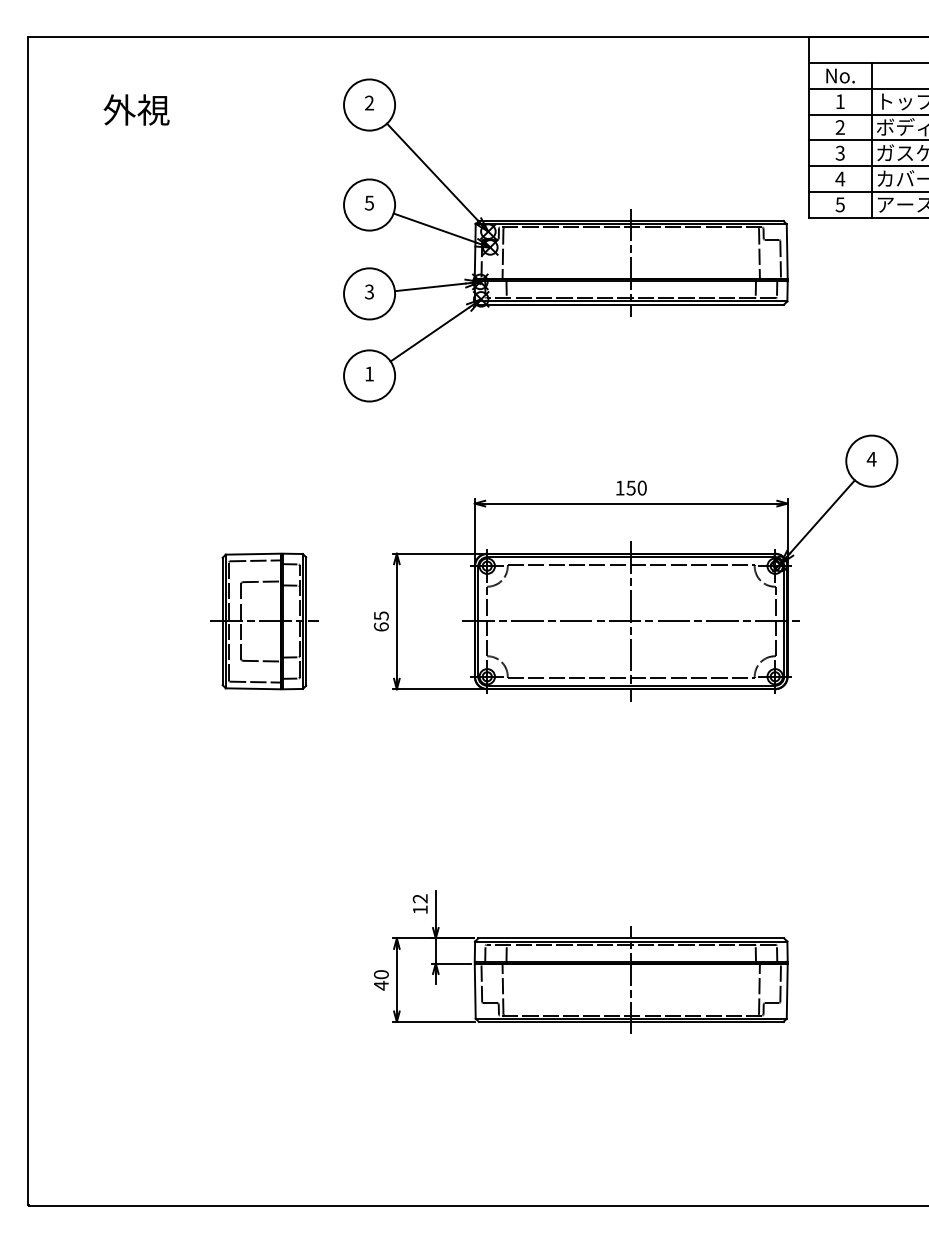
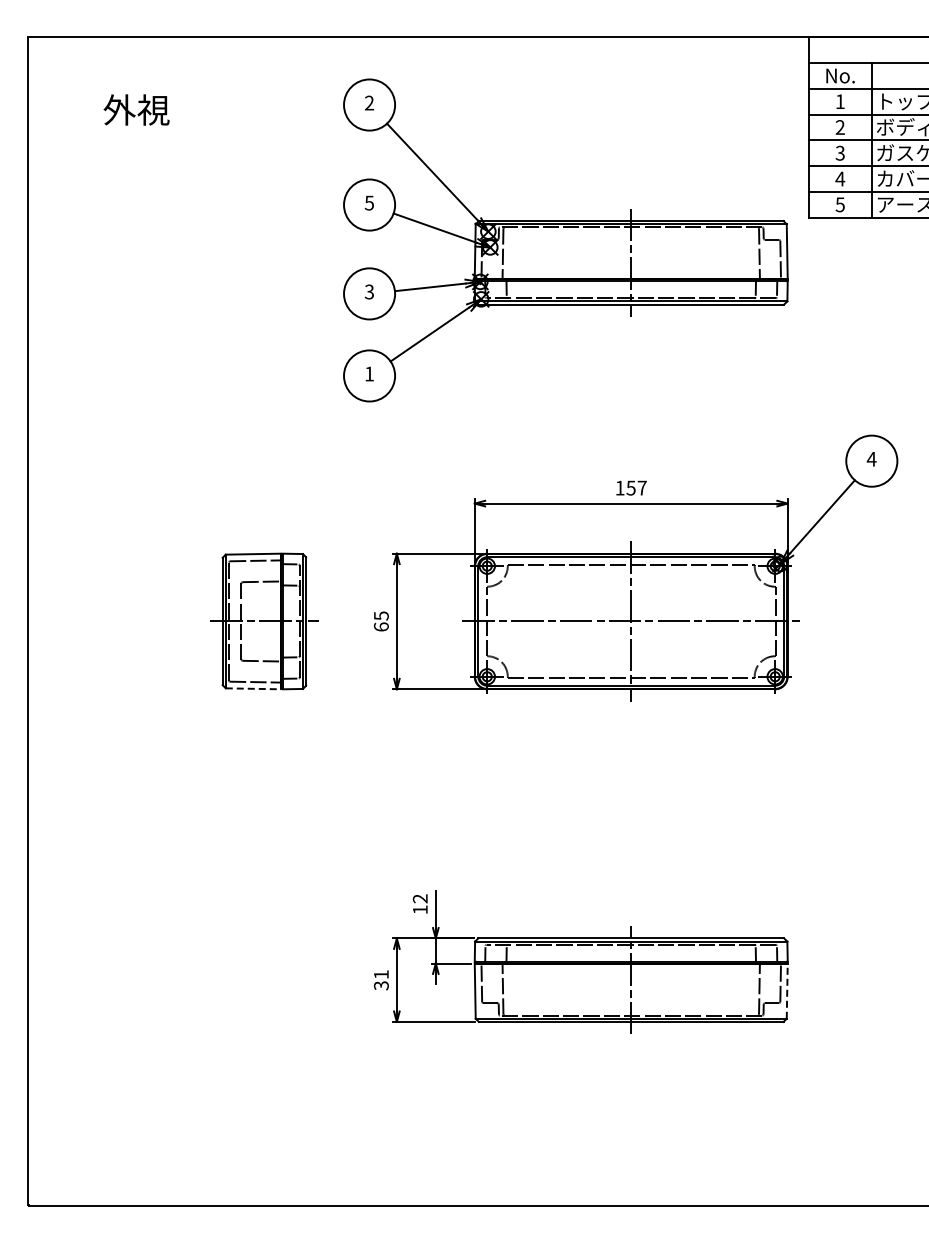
text: 150 -> 157 (641, 487)
line: solid -> dashed (253, 688)
text: 40 -> 31 (380, 980)
line: solid -> dashed (787, 991)
